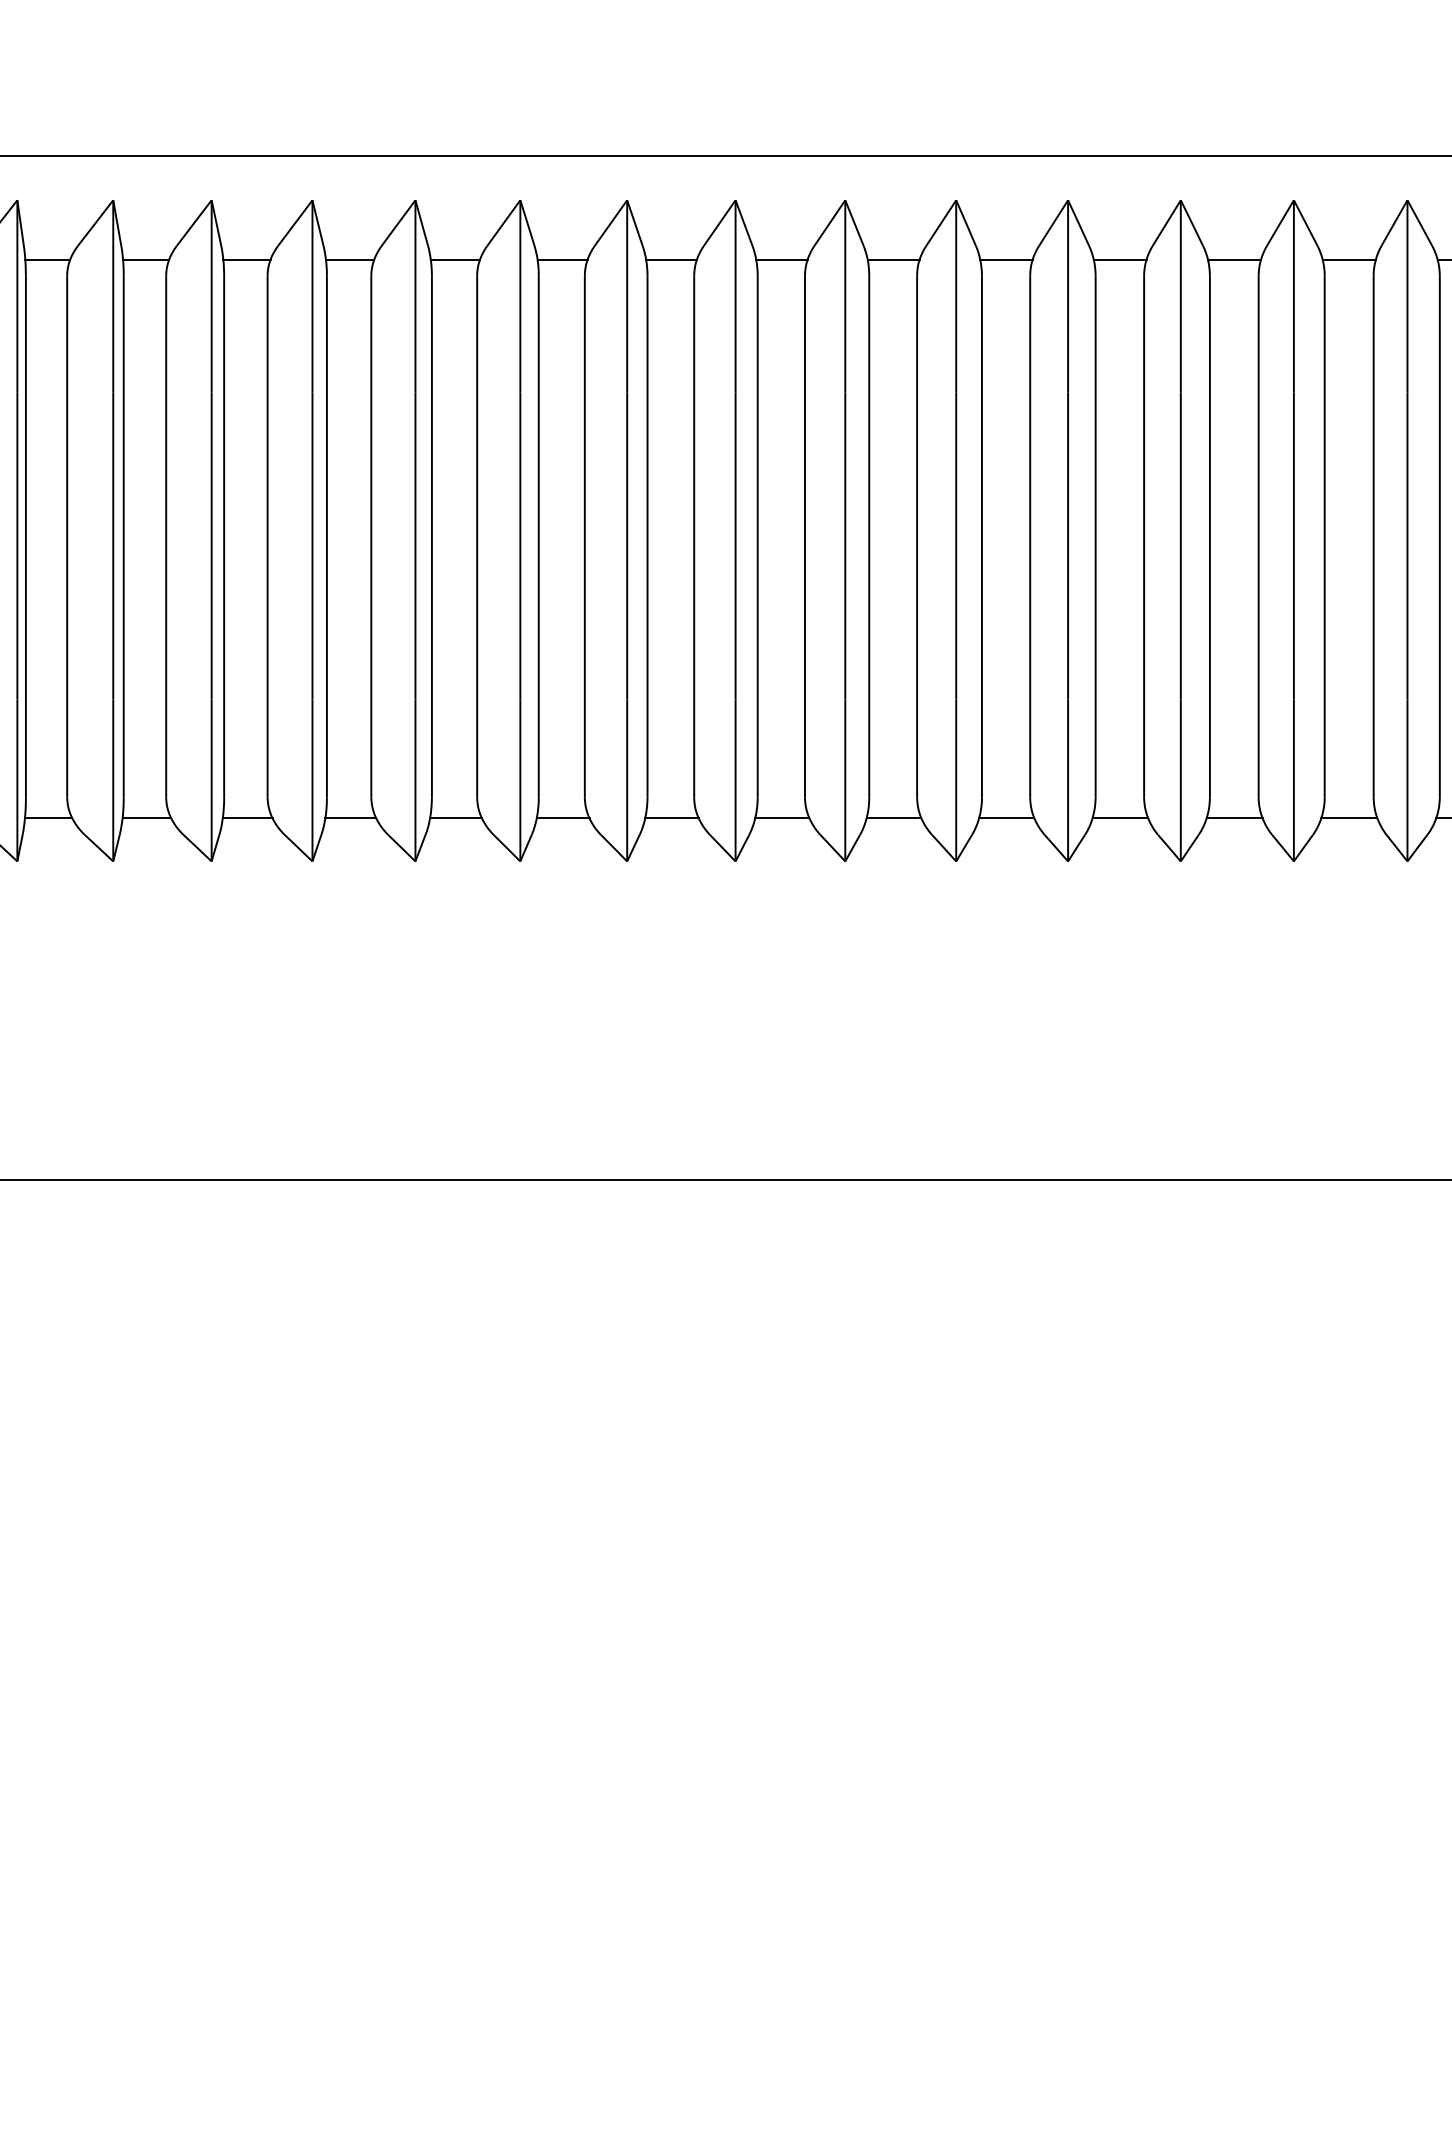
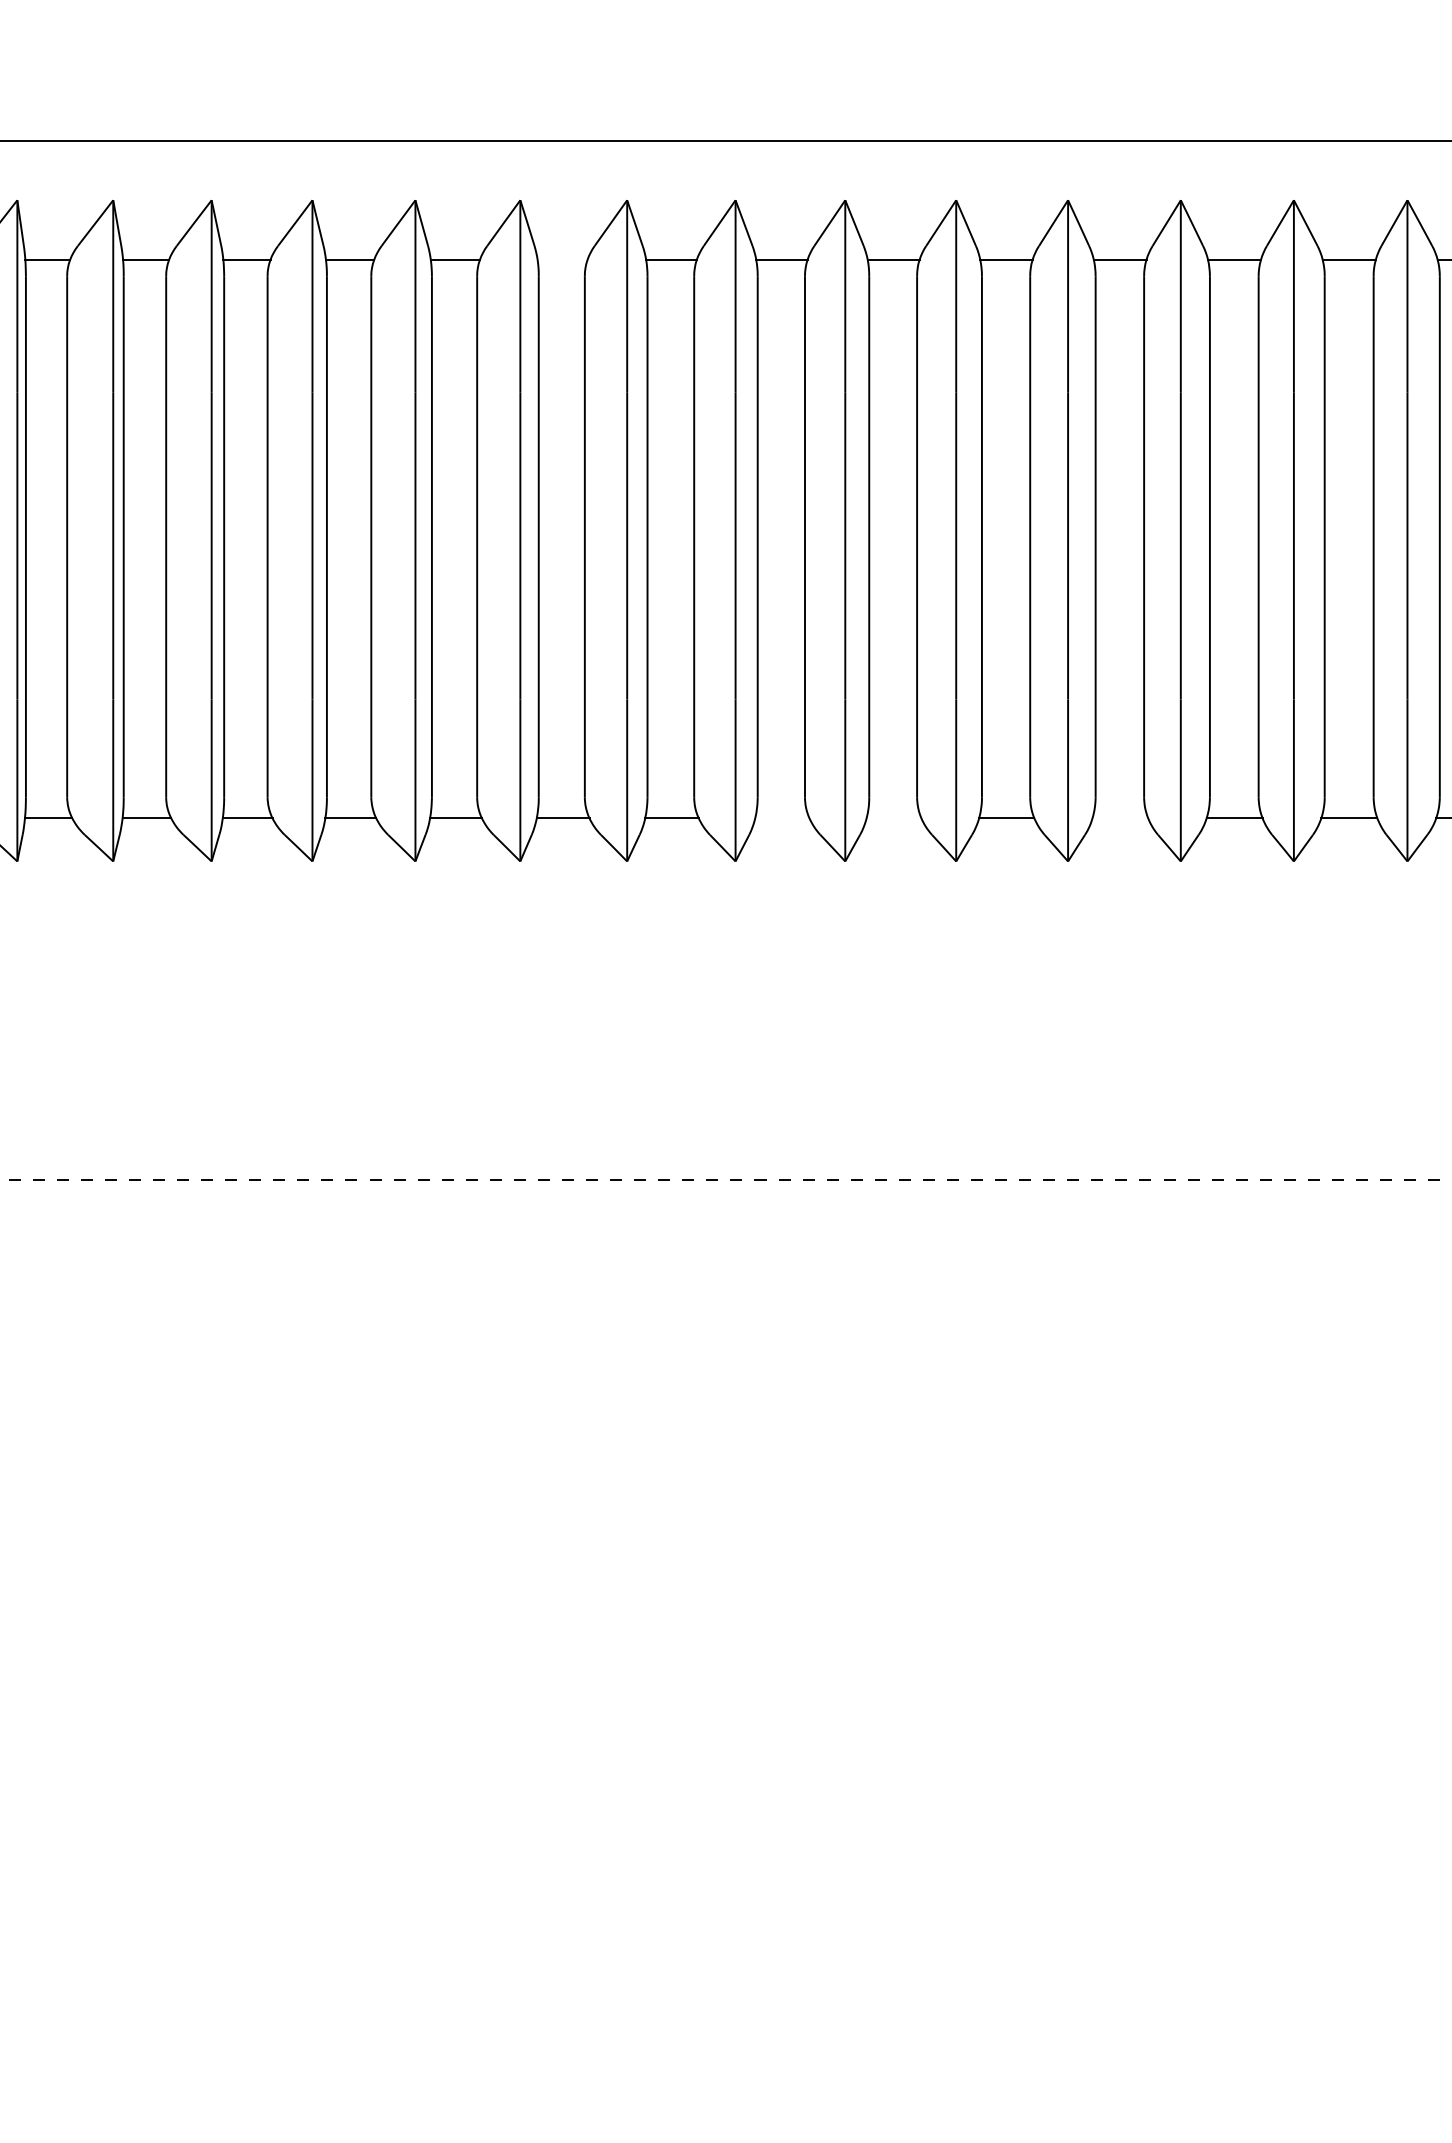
line position: (725, 155) -> (725, 140) (725, 140)
line: present -> none (562, 259)
line: present -> none (782, 818)
line: present -> none (893, 818)
line: present -> none (1120, 818)
line: solid -> dashed (725, 1179)
